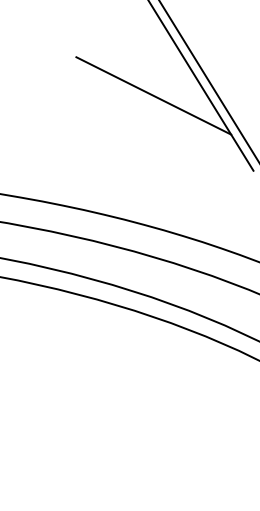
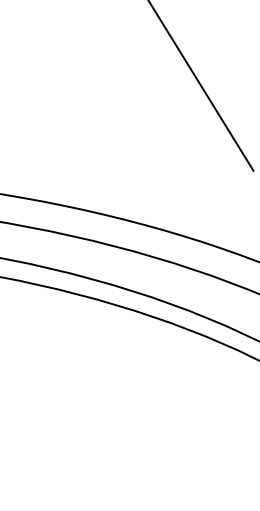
line: present -> none (208, 80)
line: present -> none (153, 95)
